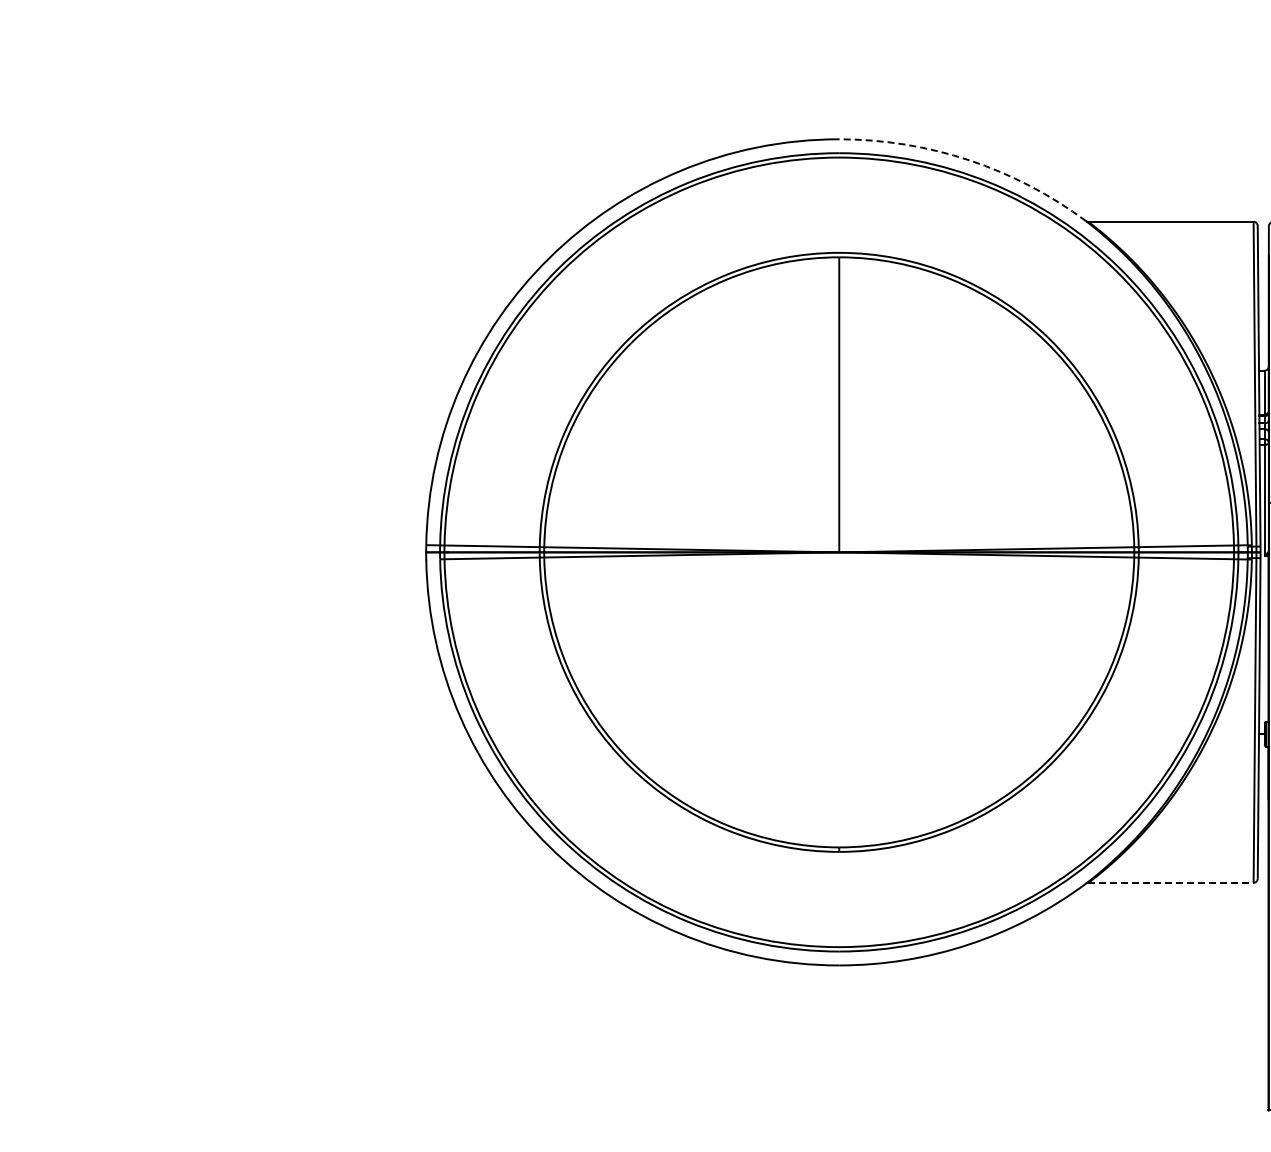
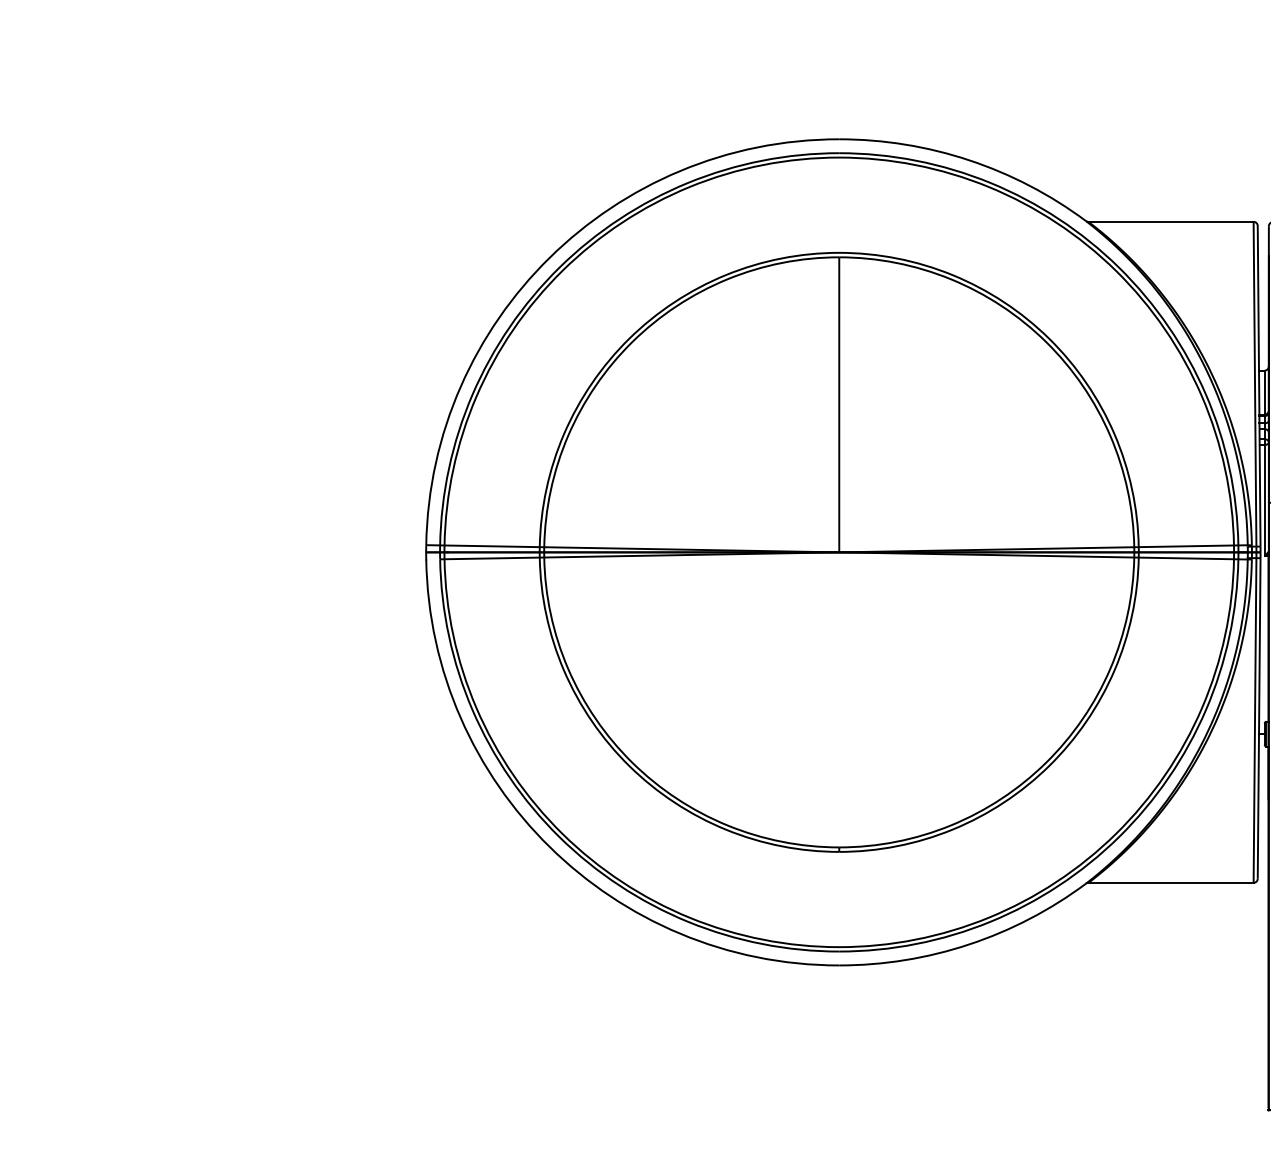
arc: dashed -> solid (969, 160)
line: dashed -> solid (1171, 882)
